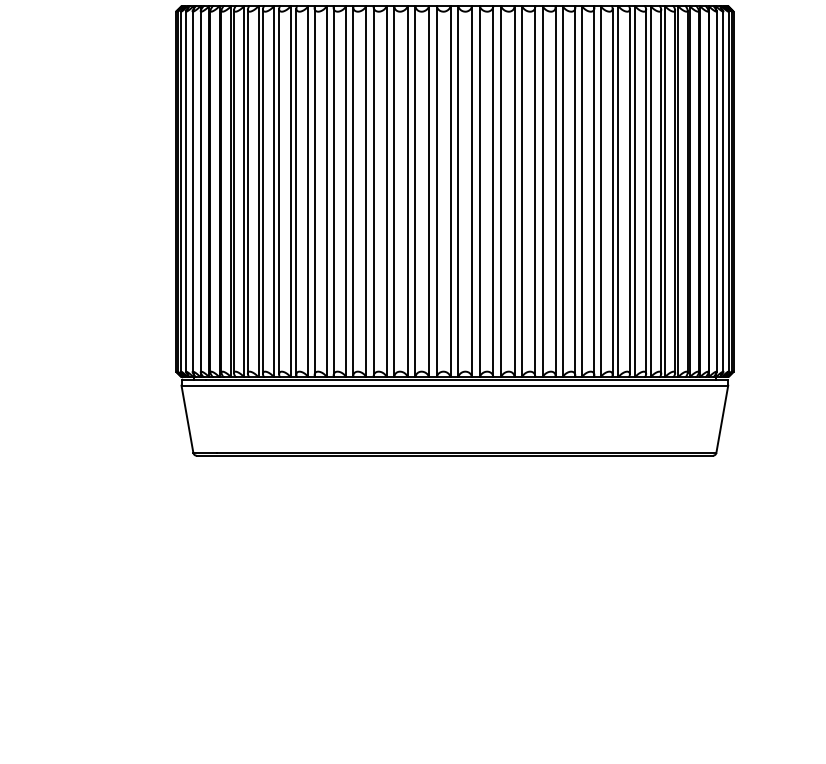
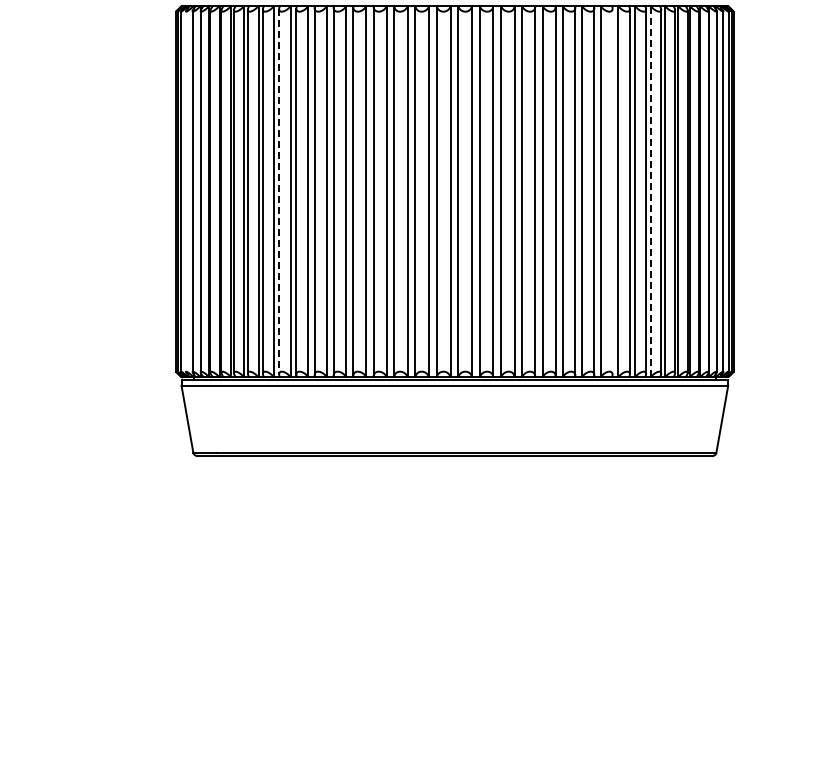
line: present -> none (186, 191)
line: solid -> dashed (279, 191)
line: present -> none (612, 191)
line: solid -> dashed (650, 191)
